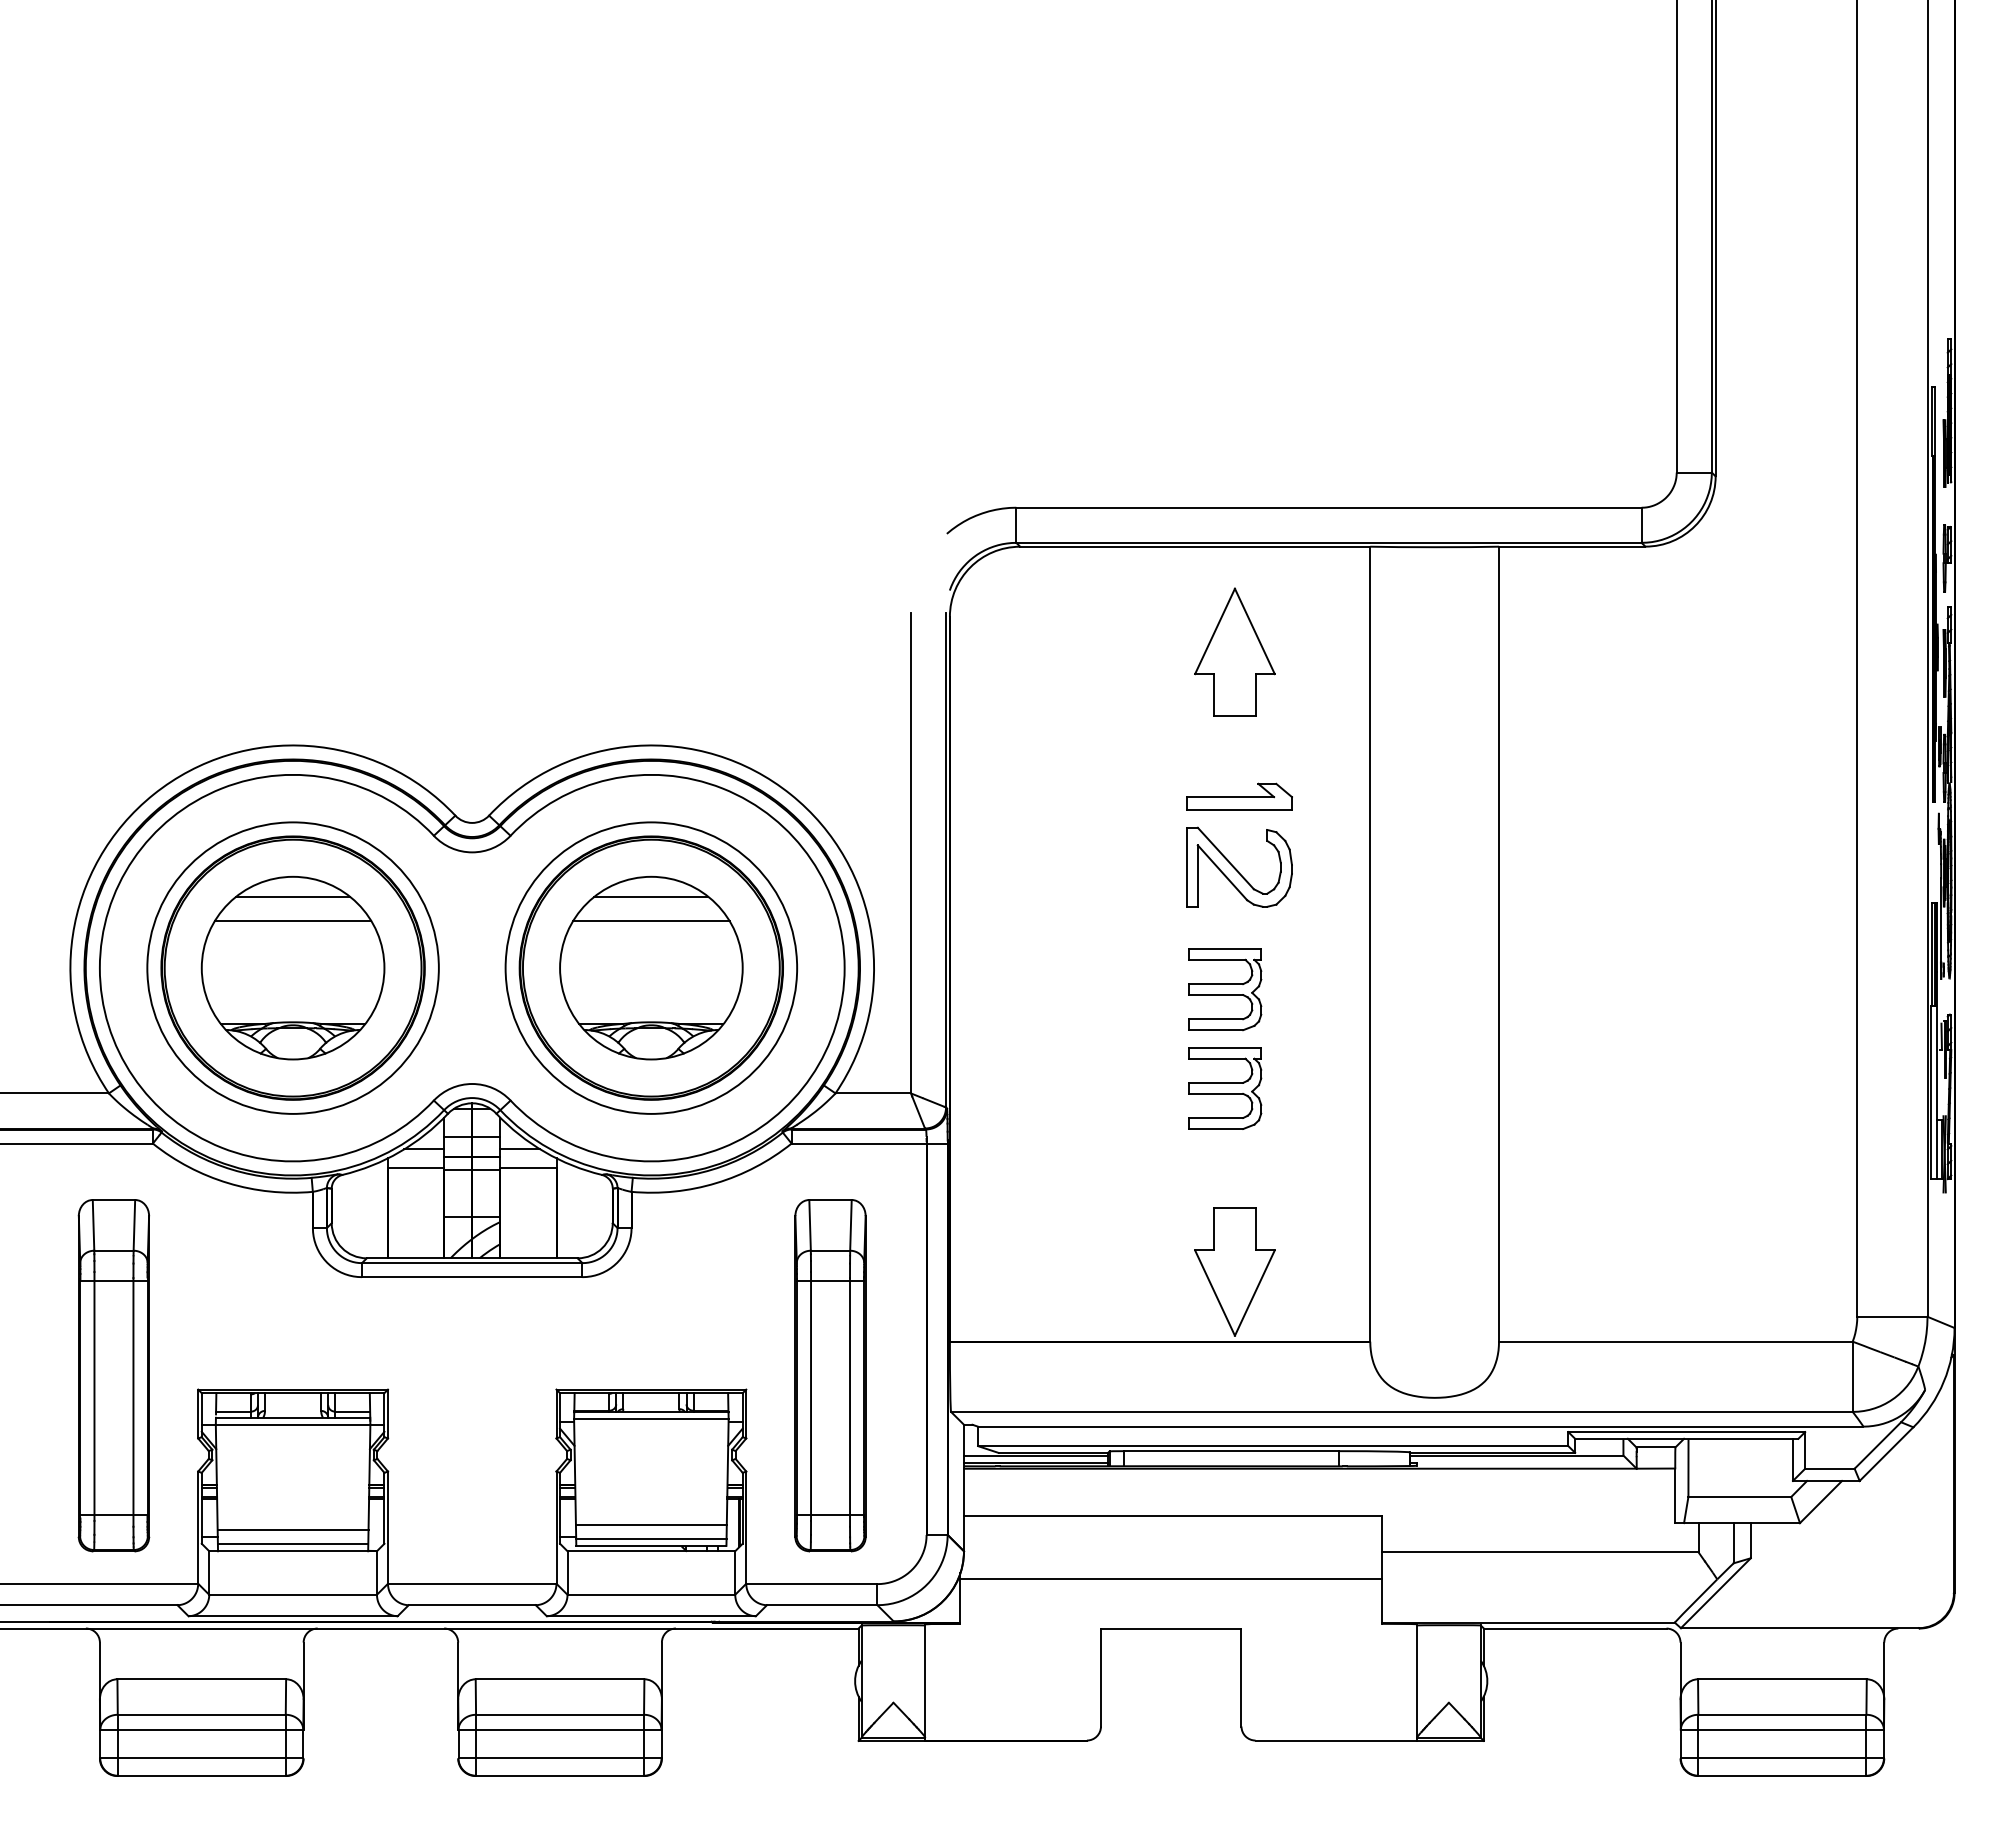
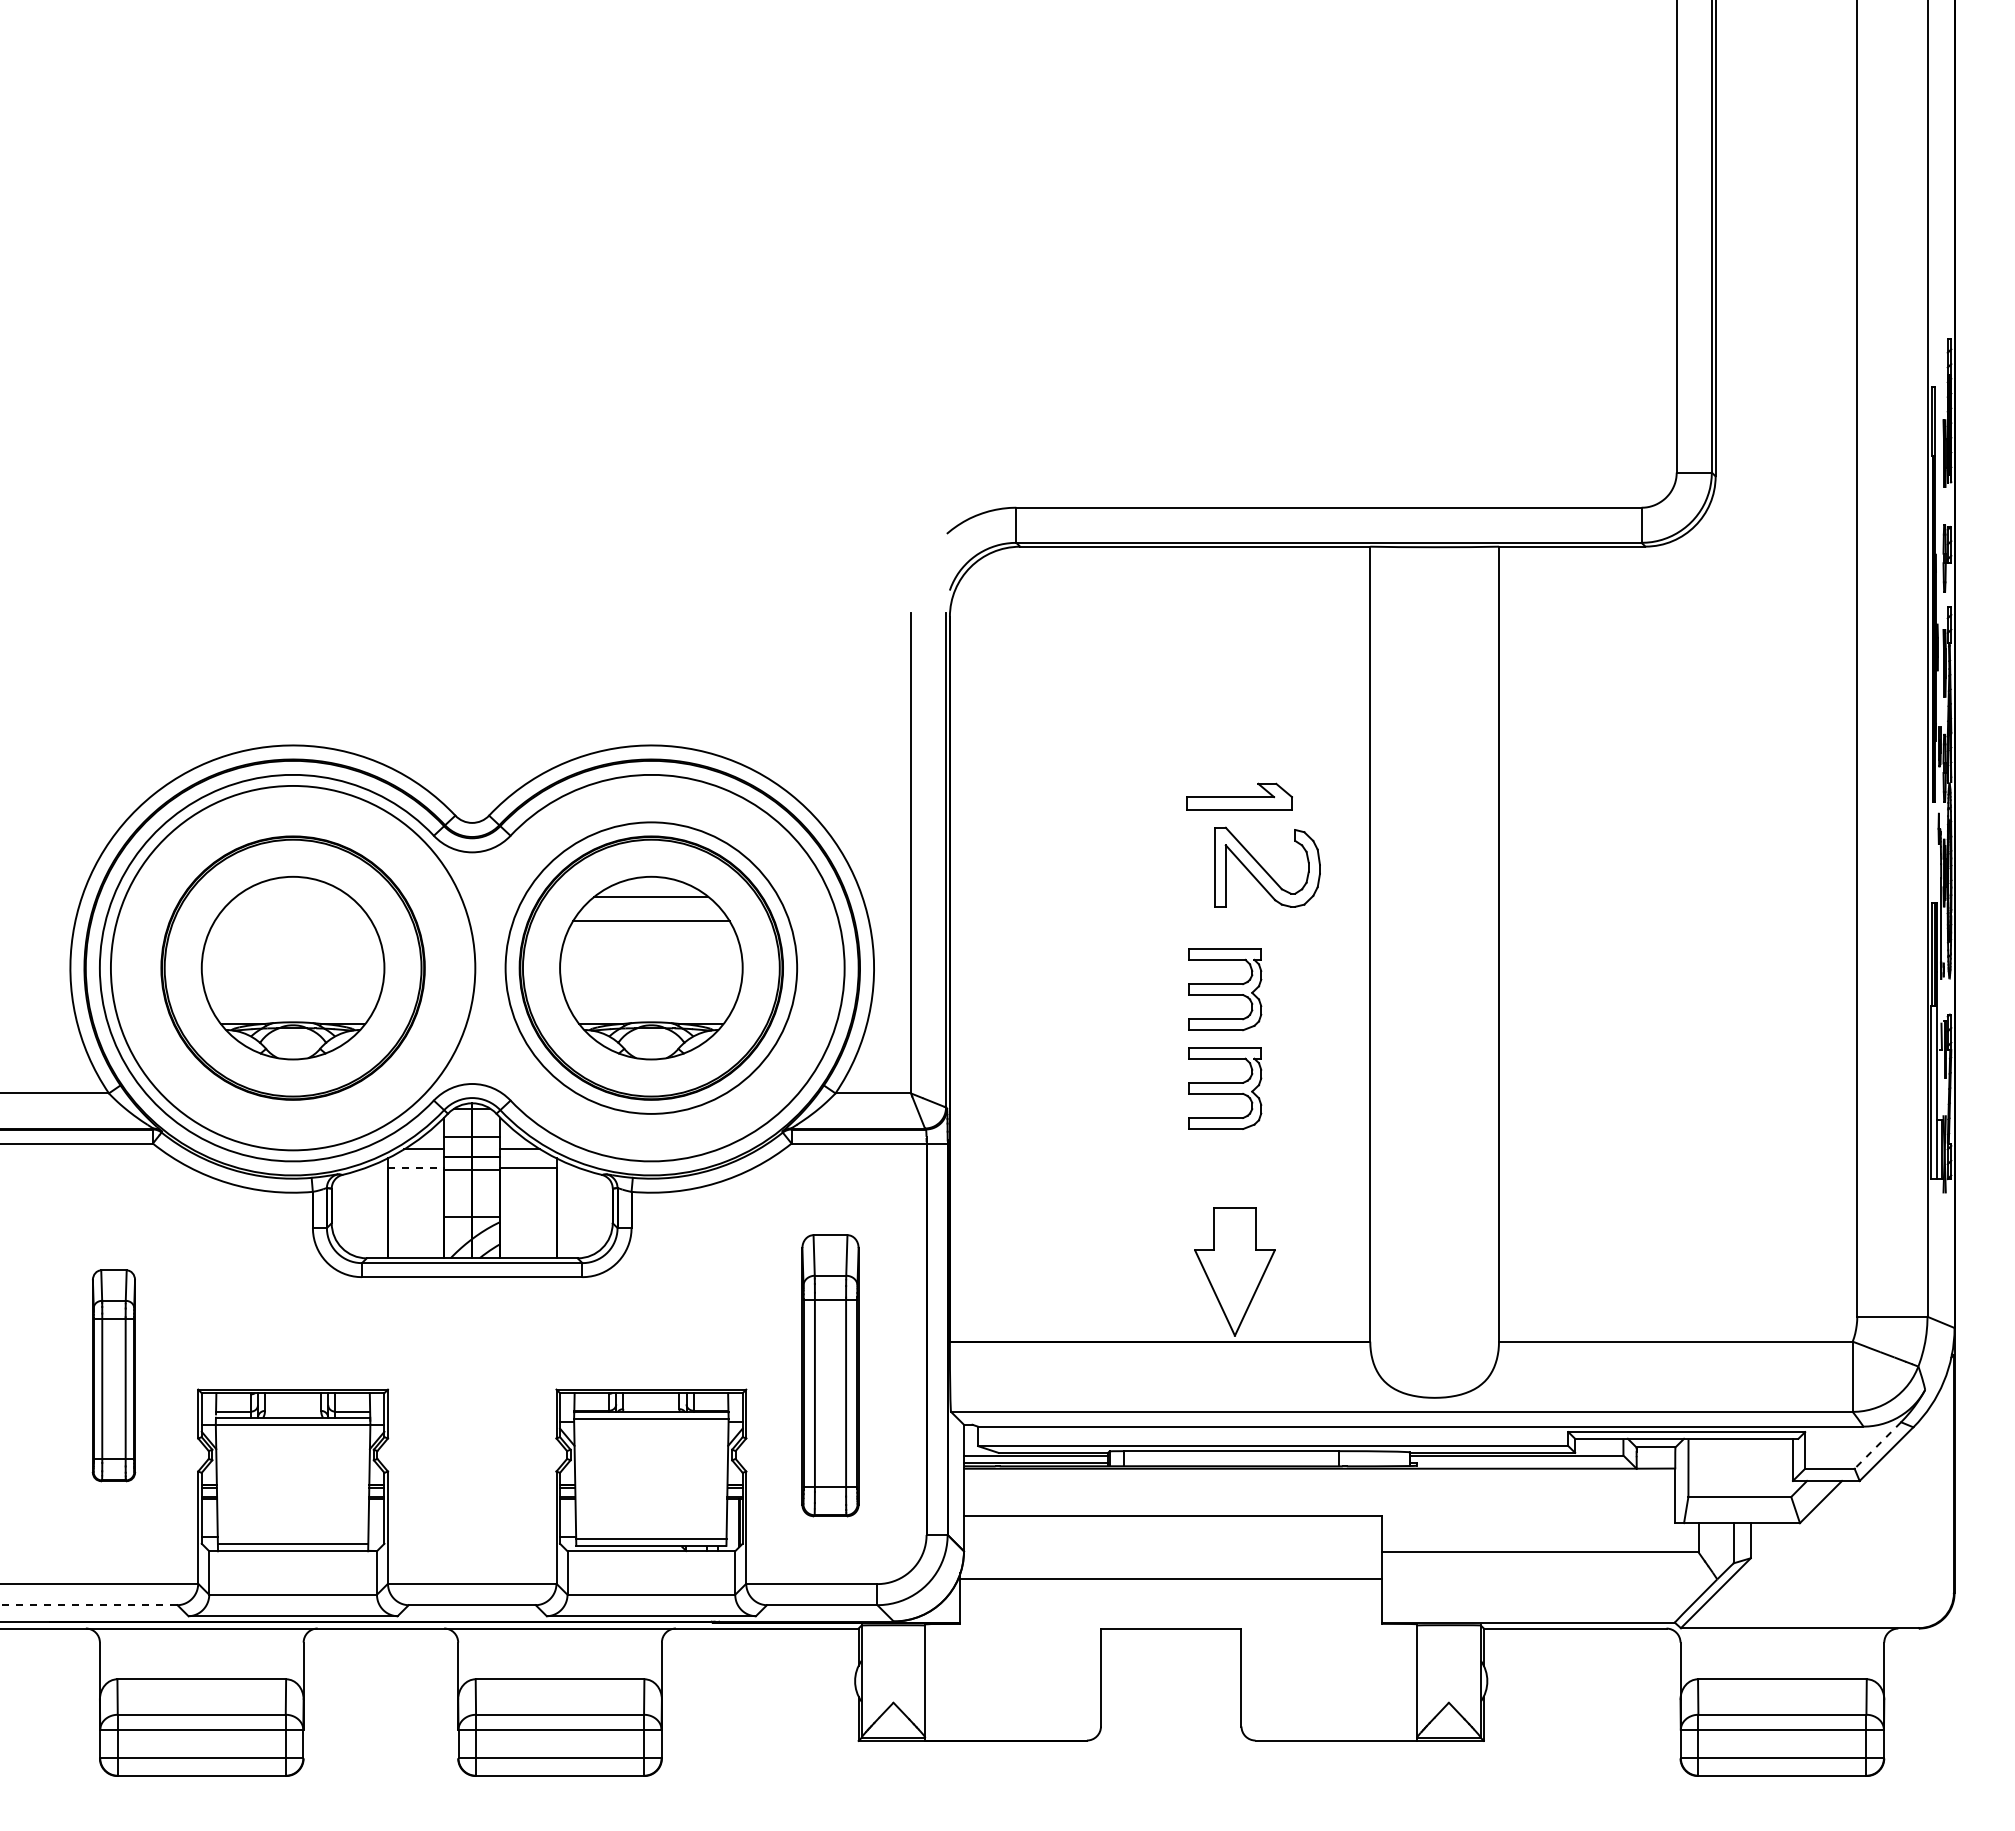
part: present -> none (1234, 651)
part position: (1239, 866) -> (1267, 866) (1267, 866)
line: present -> none (293, 896)
line: present -> none (292, 921)
circle diameter: 292 px -> 364 px (292, 967)
line: solid -> dashed (416, 1167)
part size: 74x354 px -> 46x214 px (113, 1375)
part size: 73x354 px -> 59x284 px (830, 1375)
line: solid -> dashed (1877, 1445)
line: present -> none (650, 1524)
line: present -> none (292, 1530)
line: solid -> dashed (88, 1605)
